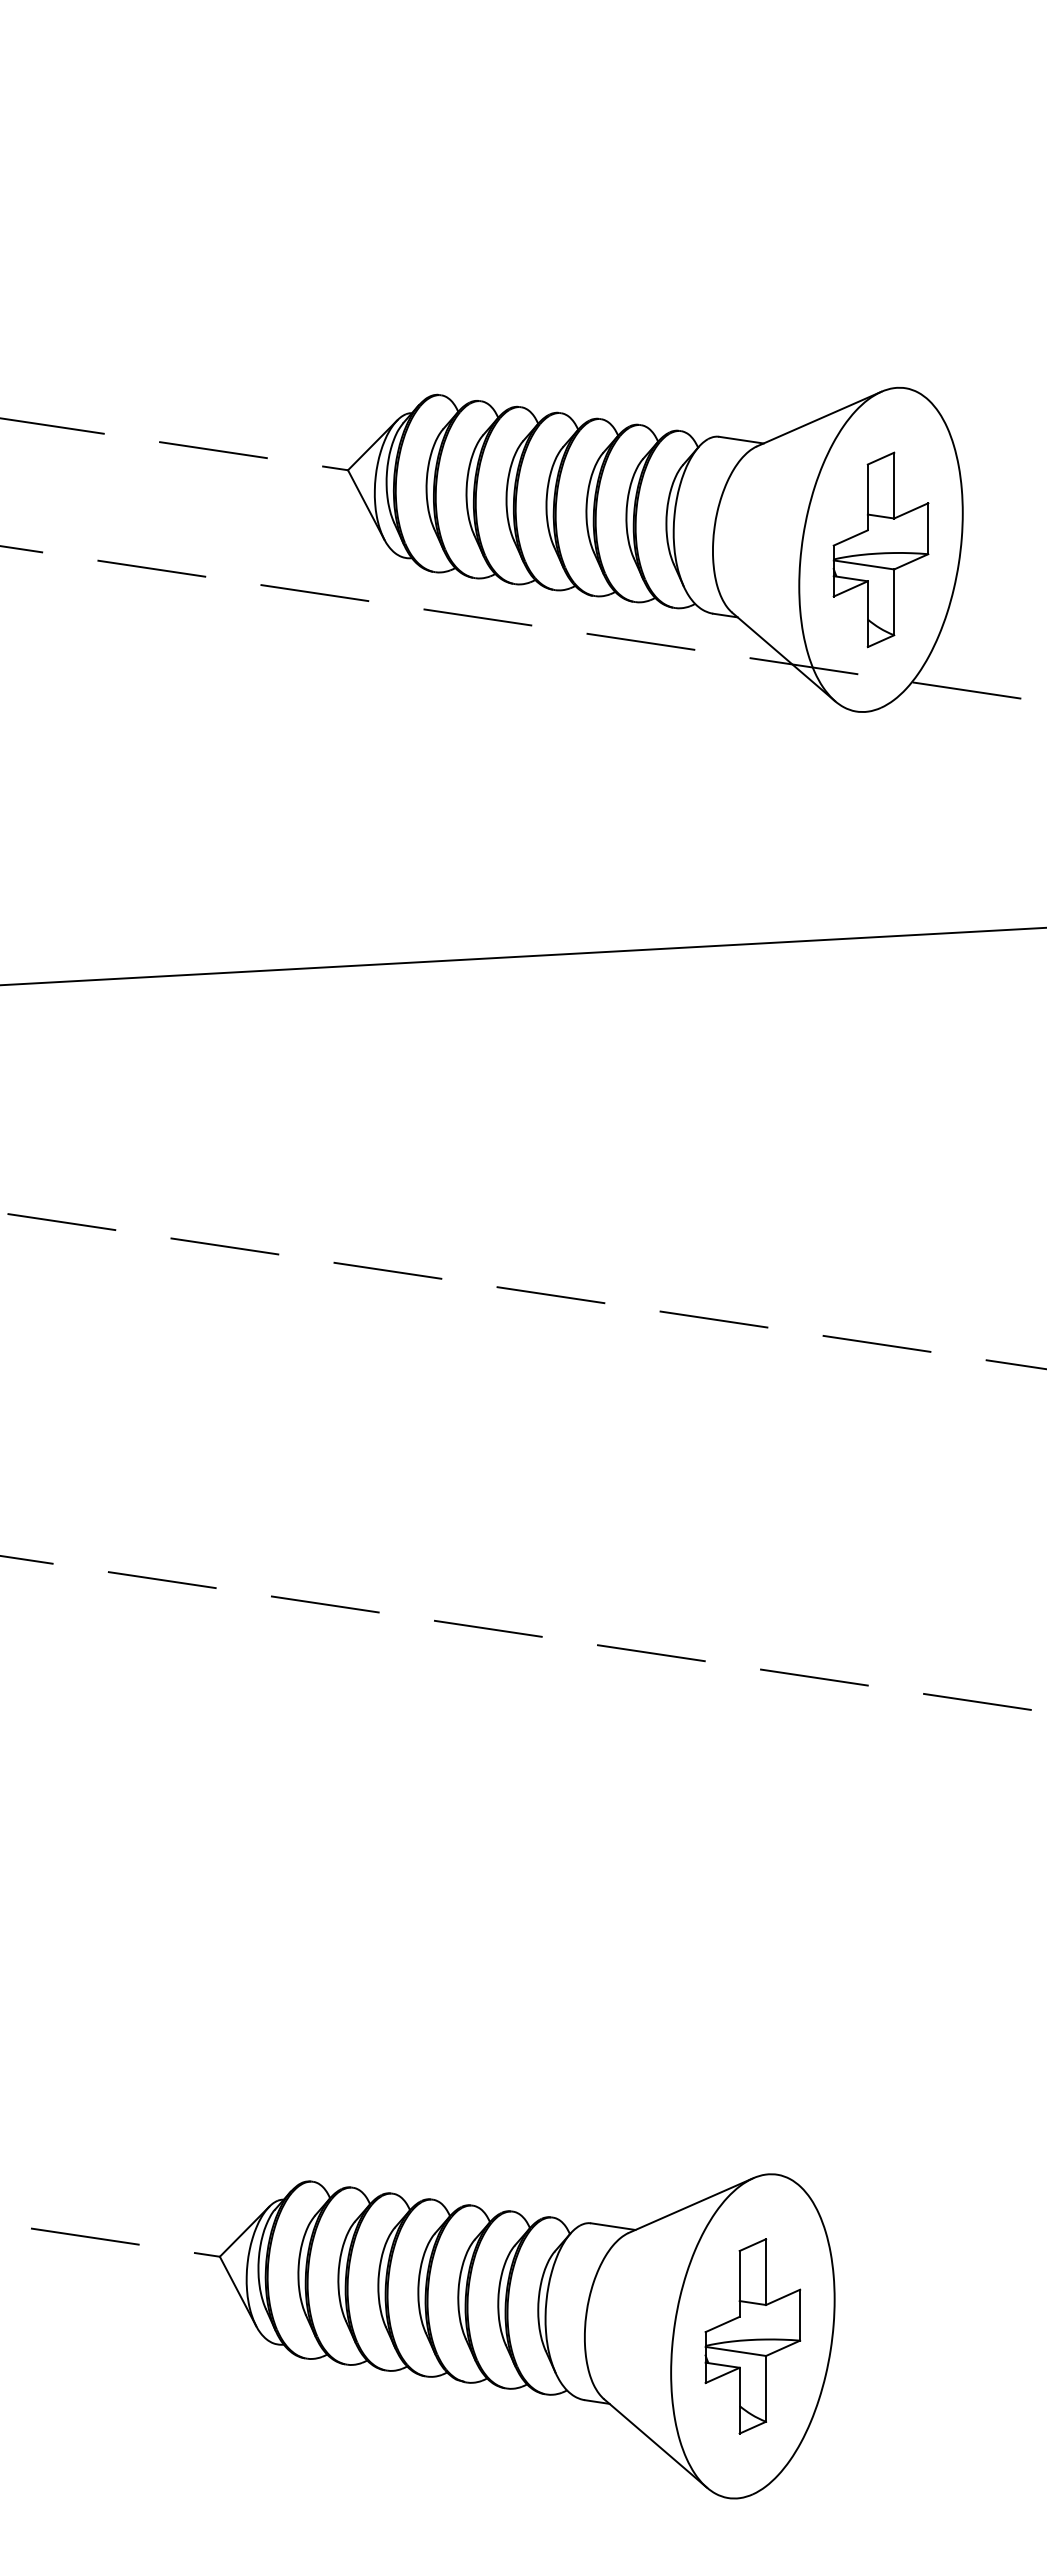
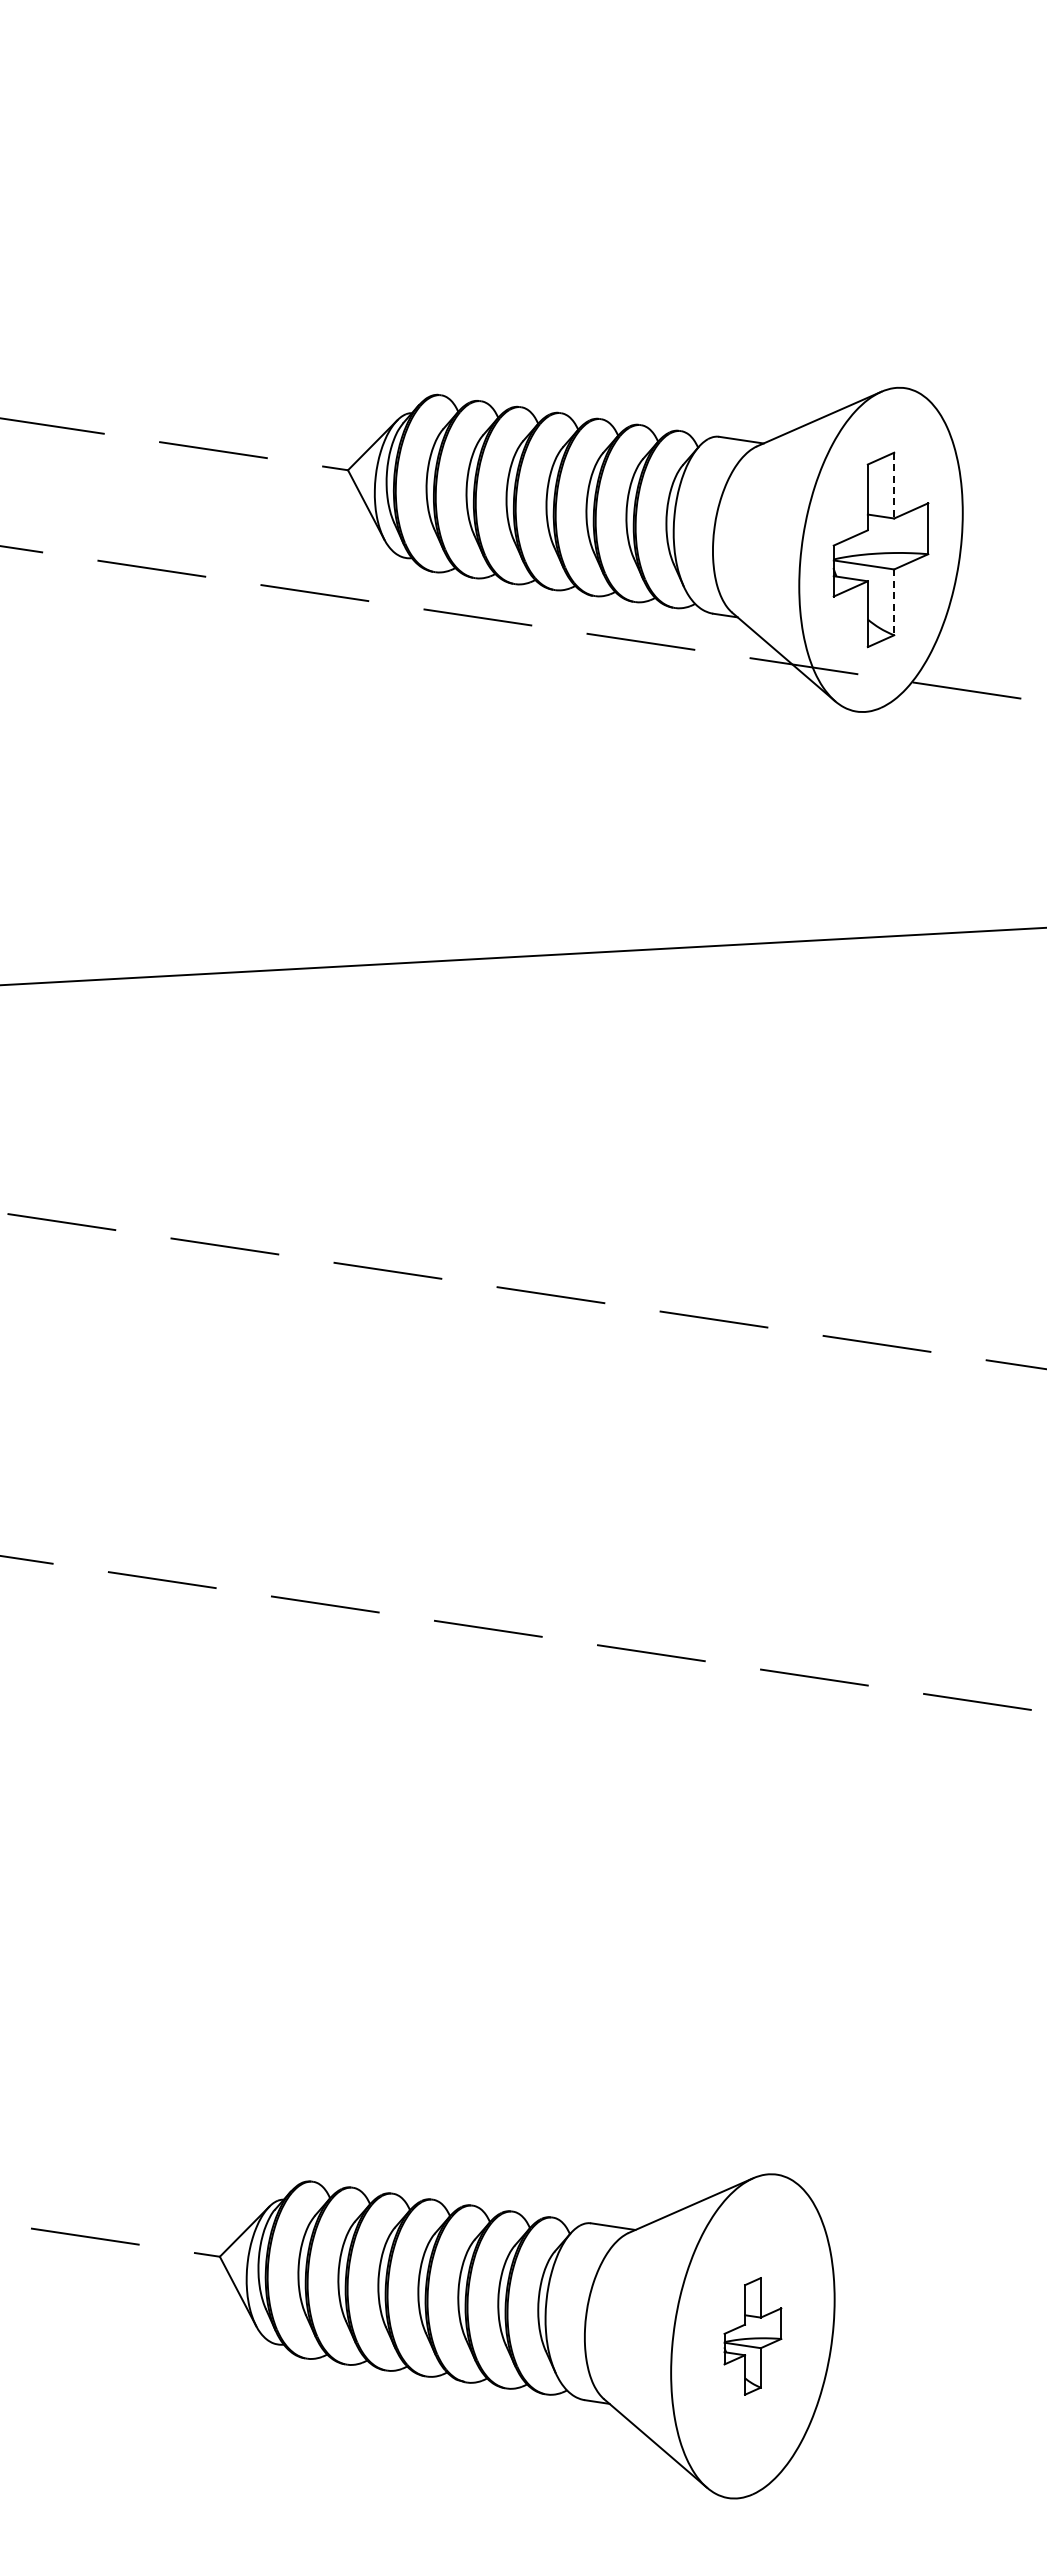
line: solid -> dashed (894, 485)
line: solid -> dashed (894, 602)
part size: 98x197 px -> 60x119 px (752, 2336)
